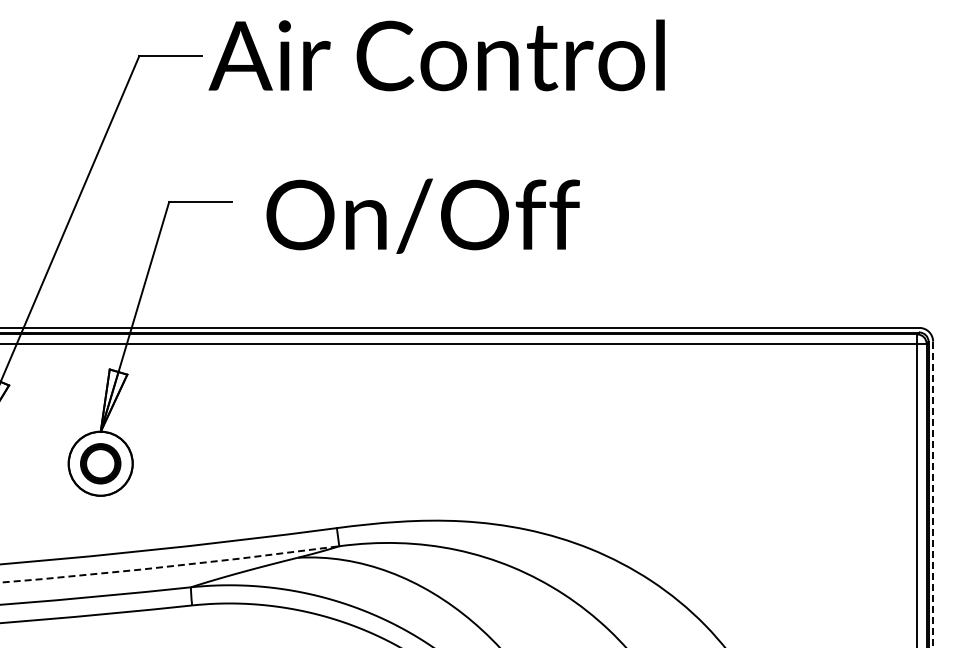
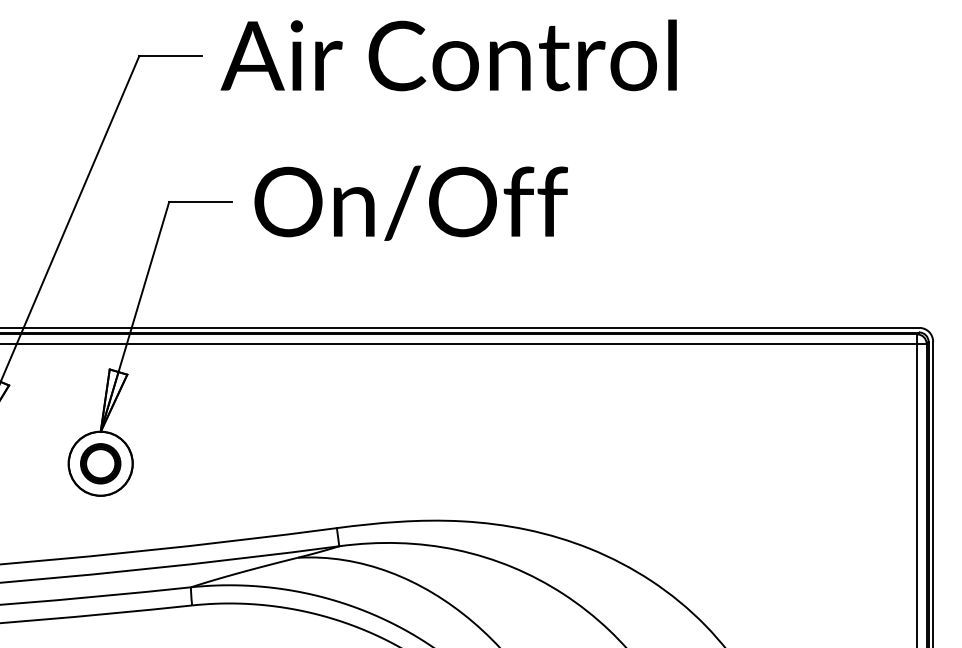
text position: (436, 55) -> (448, 55) (448, 55)
text position: (422, 215) -> (410, 202) (410, 202)
line: dashed -> solid (933, 494)
arc: dashed -> solid (170, 566)
